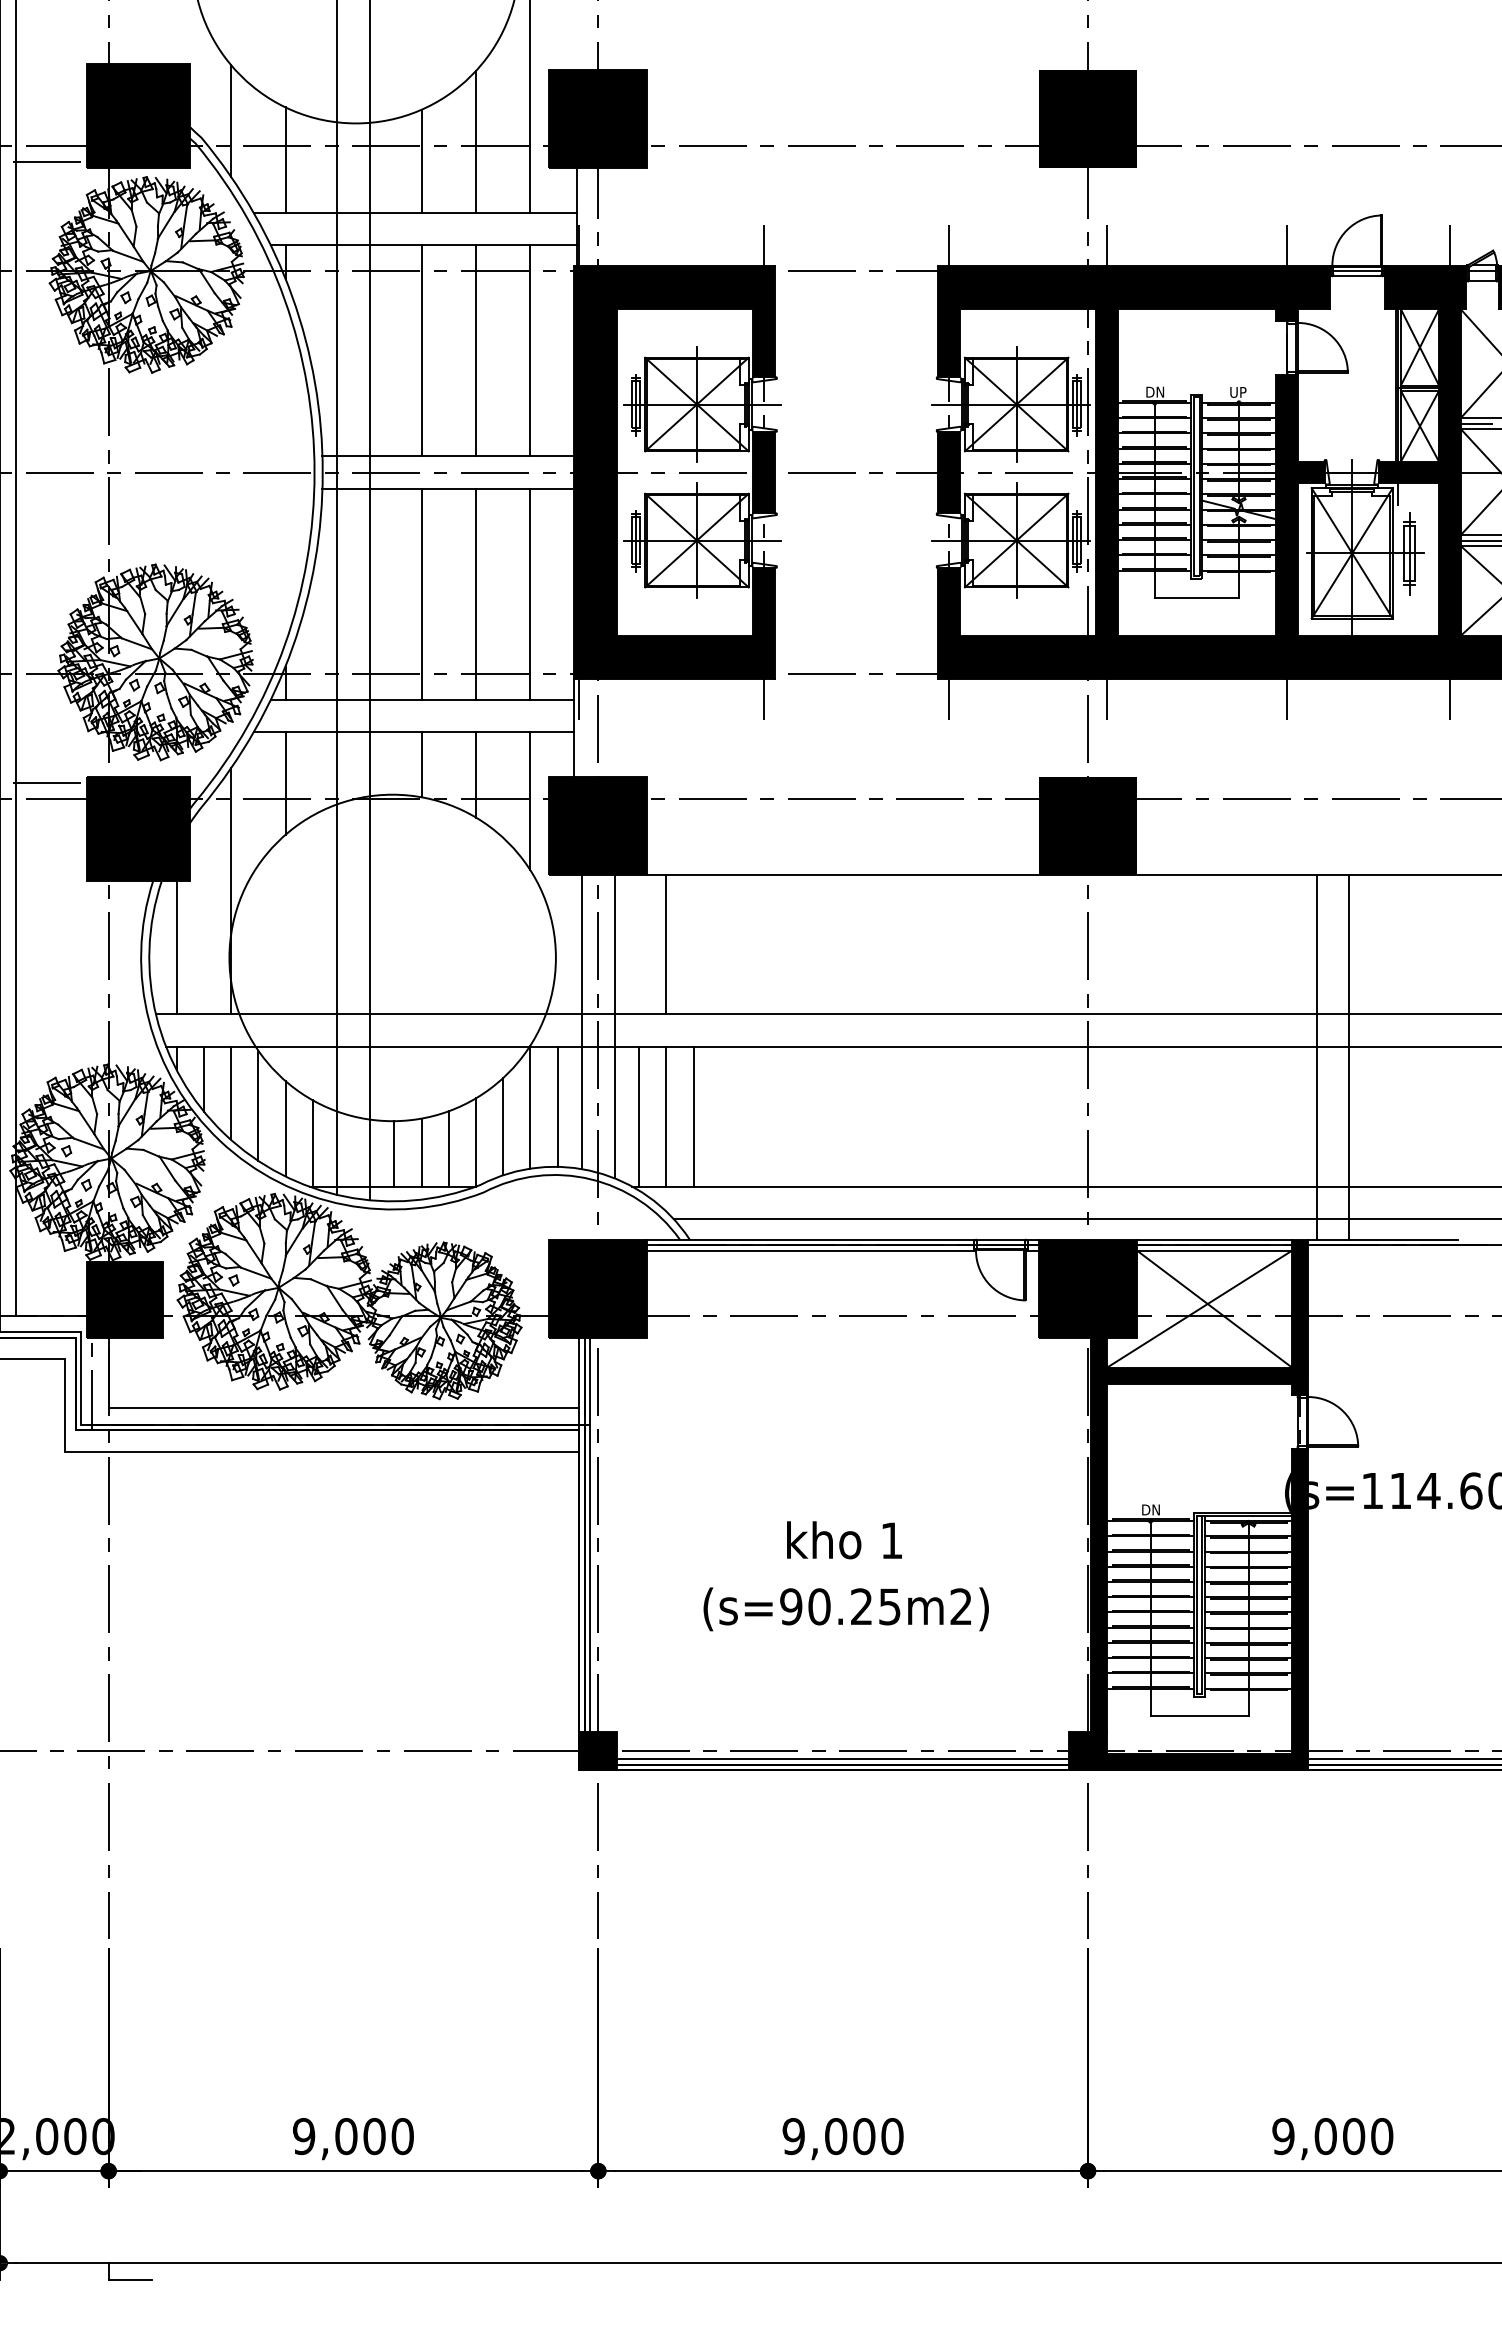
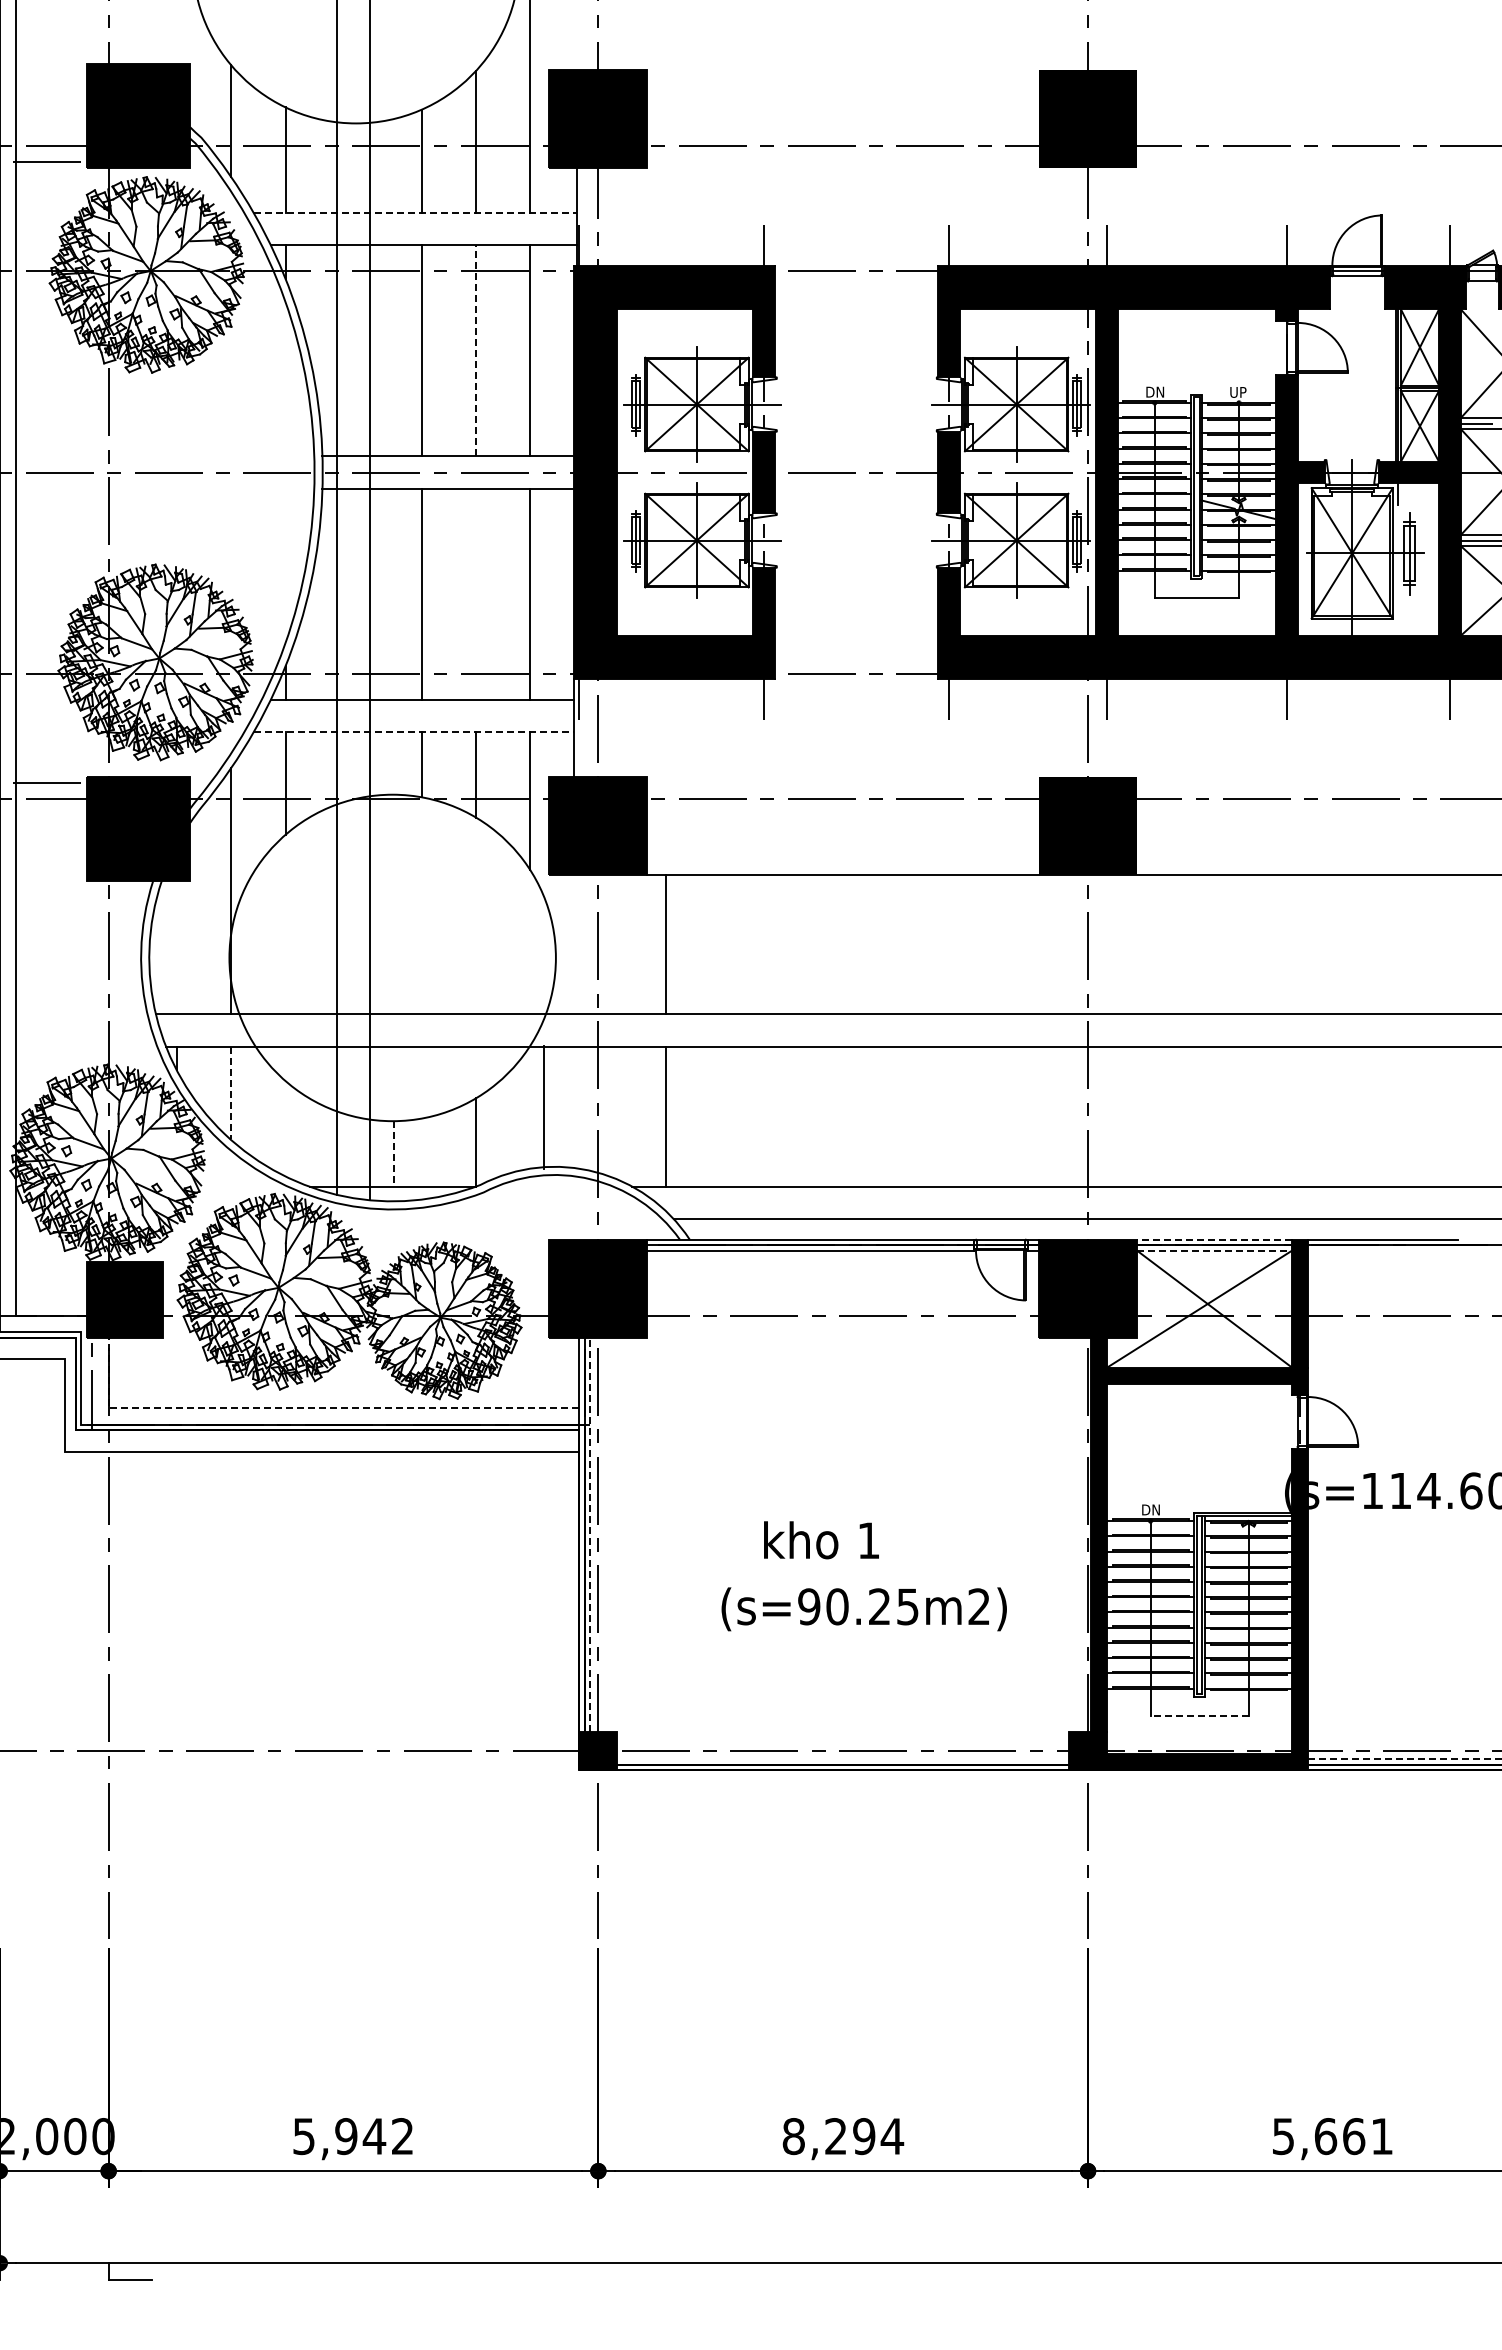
line: solid -> dashed (415, 212)
line: solid -> dashed (475, 350)
line: present -> none (475, 593)
line: solid -> dashed (414, 732)
line: present -> none (176, 946)
line: present -> none (582, 1022)
line: present -> none (614, 1026)
line: present -> none (1316, 1057)
line: present -> none (1349, 1057)
line: present -> none (203, 1078)
line: solid -> dashed (231, 1093)
line: present -> none (258, 1105)
line position: (530, 1106) -> (544, 1106) (544, 1106)
line: present -> none (557, 1106)
line: present -> none (639, 1116)
line: present -> none (693, 1116)
line: present -> none (503, 1126)
line: present -> none (285, 1128)
line: present -> none (312, 1143)
line: present -> none (448, 1148)
line: present -> none (421, 1152)
line: solid -> dashed (394, 1153)
line: solid -> dashed (1214, 1239)
line: solid -> dashed (1214, 1250)
line: solid -> dashed (307, 1408)
line: solid -> dashed (590, 1534)
text position: (844, 1540) -> (821, 1540) (821, 1540)
text position: (845, 1609) -> (863, 1609) (863, 1609)
line: solid -> dashed (1199, 1715)
line: present -> none (843, 1759)
line: solid -> dashed (1405, 1759)
text: 9,000 -> 5,942 (353, 2136)
text: 9,000 -> 8,294 (843, 2136)
text: 9,000 -> 5,661 (1332, 2136)
